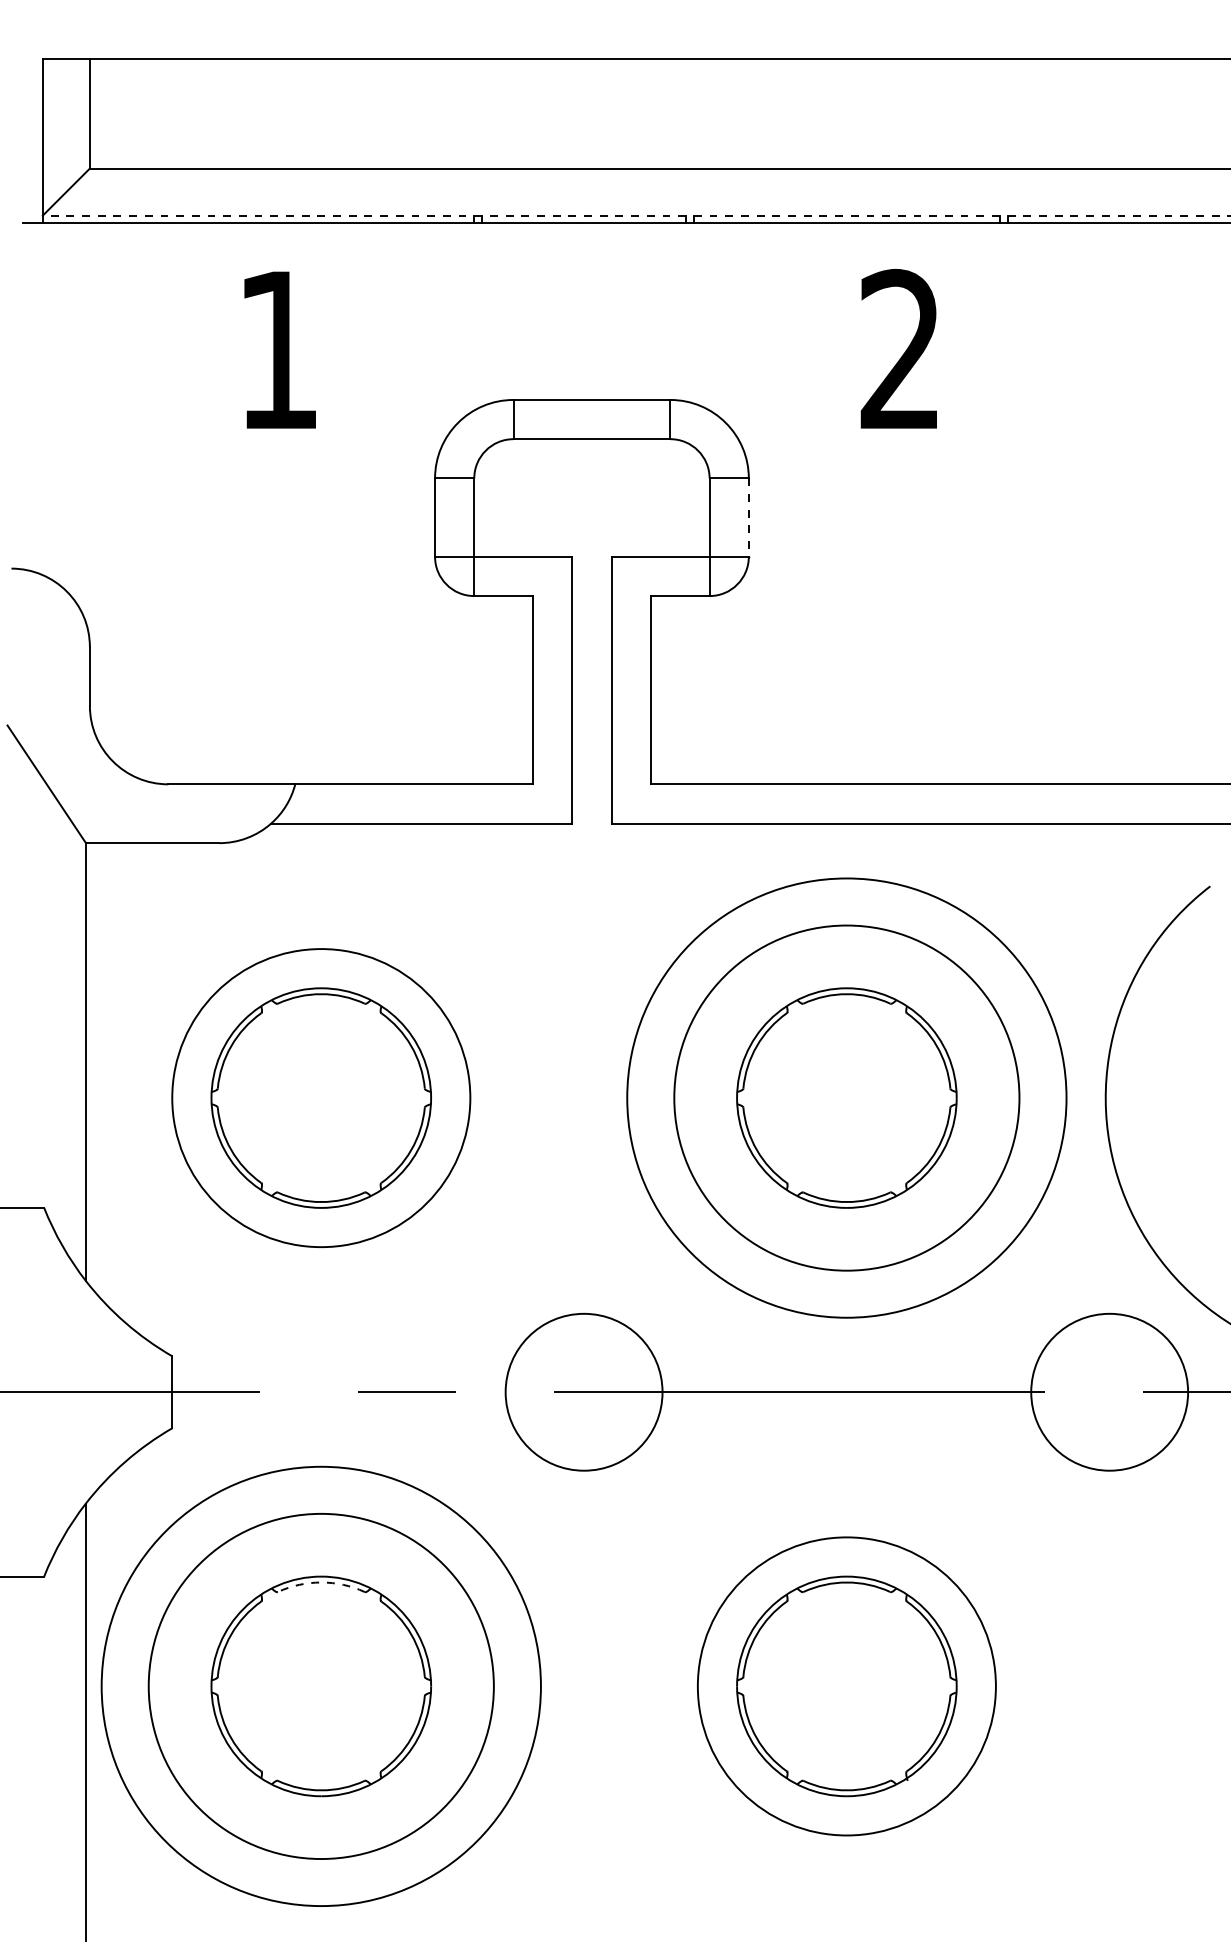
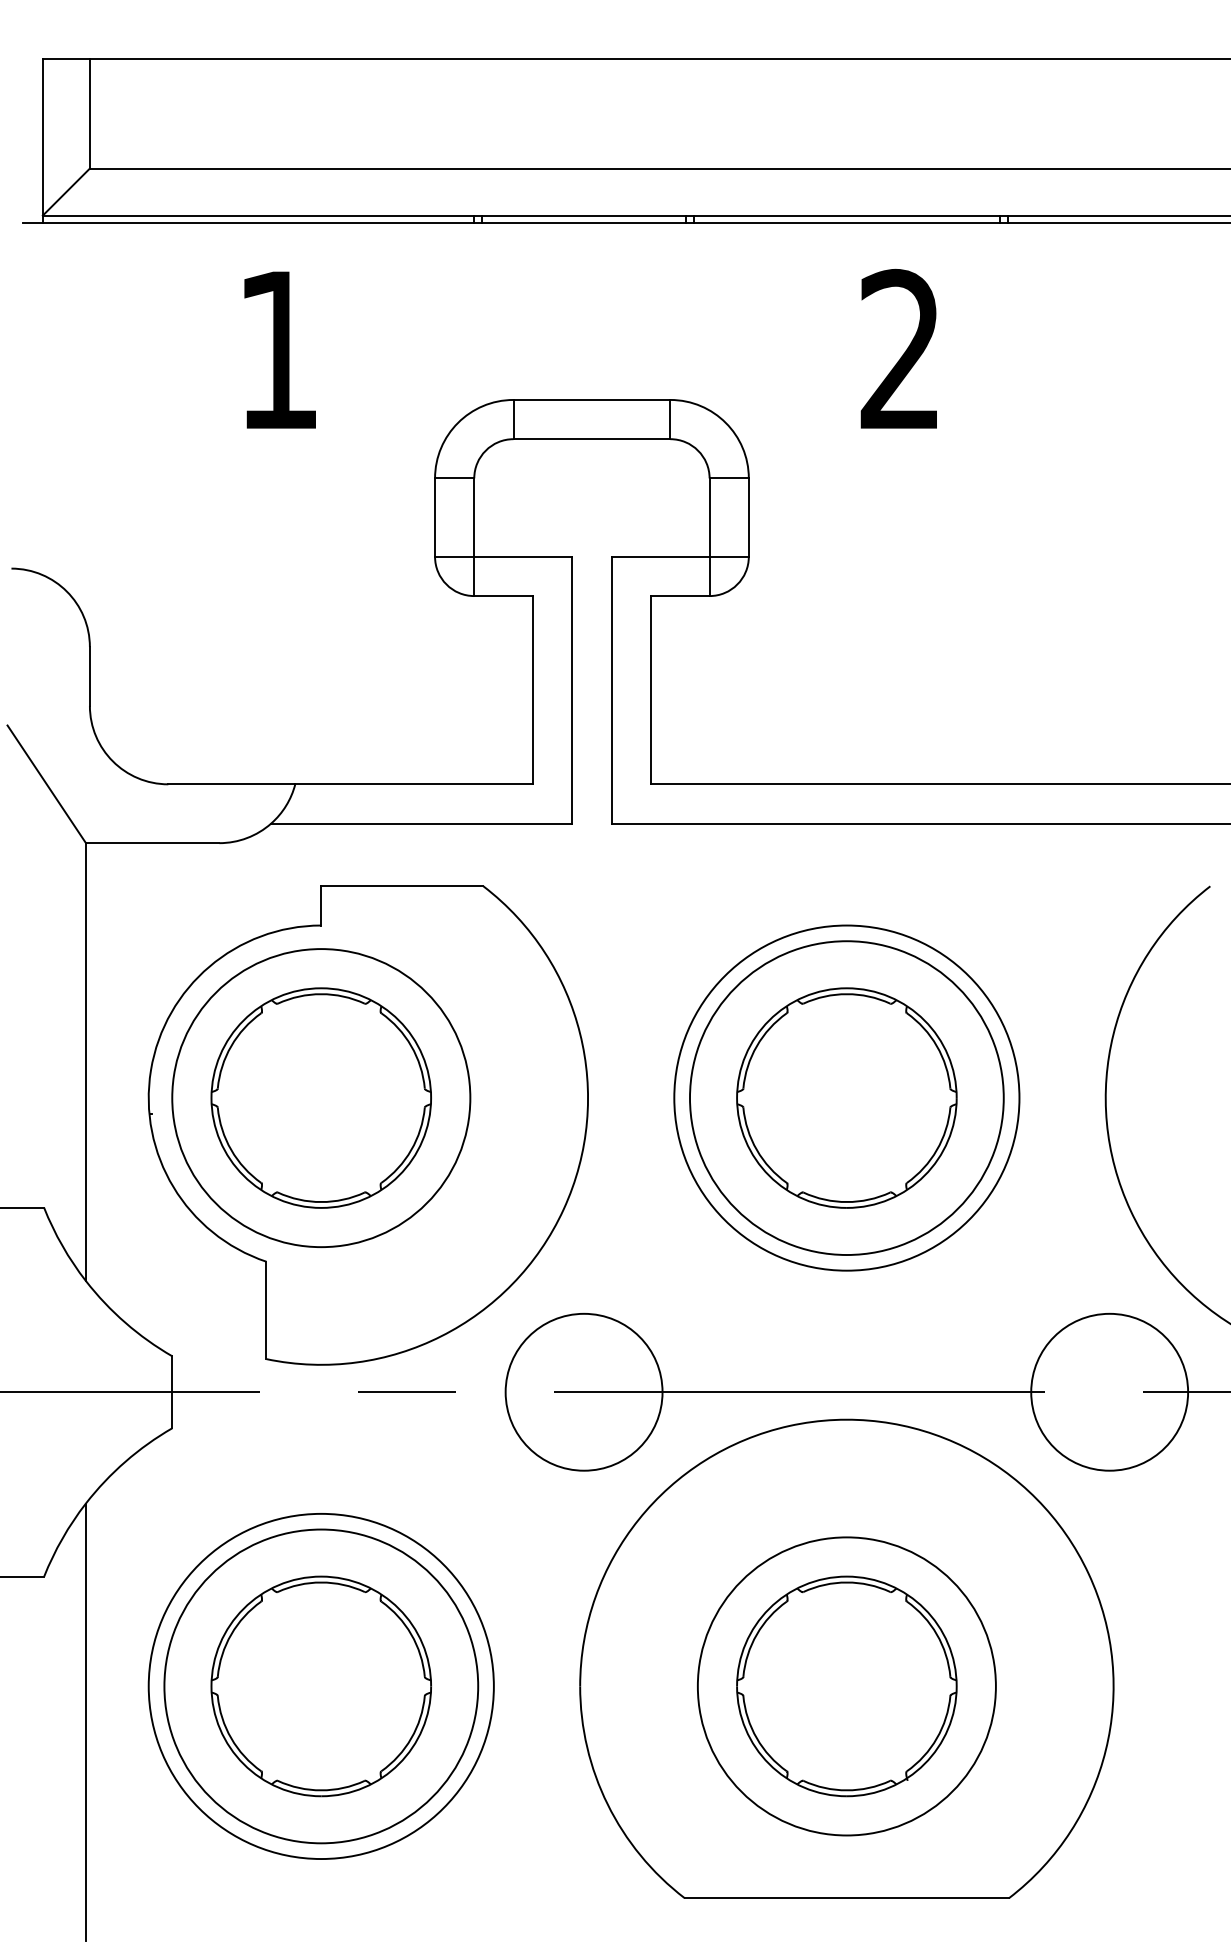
line: dashed -> solid (636, 215)
line: dashed -> solid (748, 518)
circle diameter: 439 px -> 314 px (846, 1098)
part: none -> present (367, 1125)
arc: dashed -> solid (321, 1582)
part: none -> present (846, 1658)
circle diameter: 439 px -> 314 px (321, 1686)
